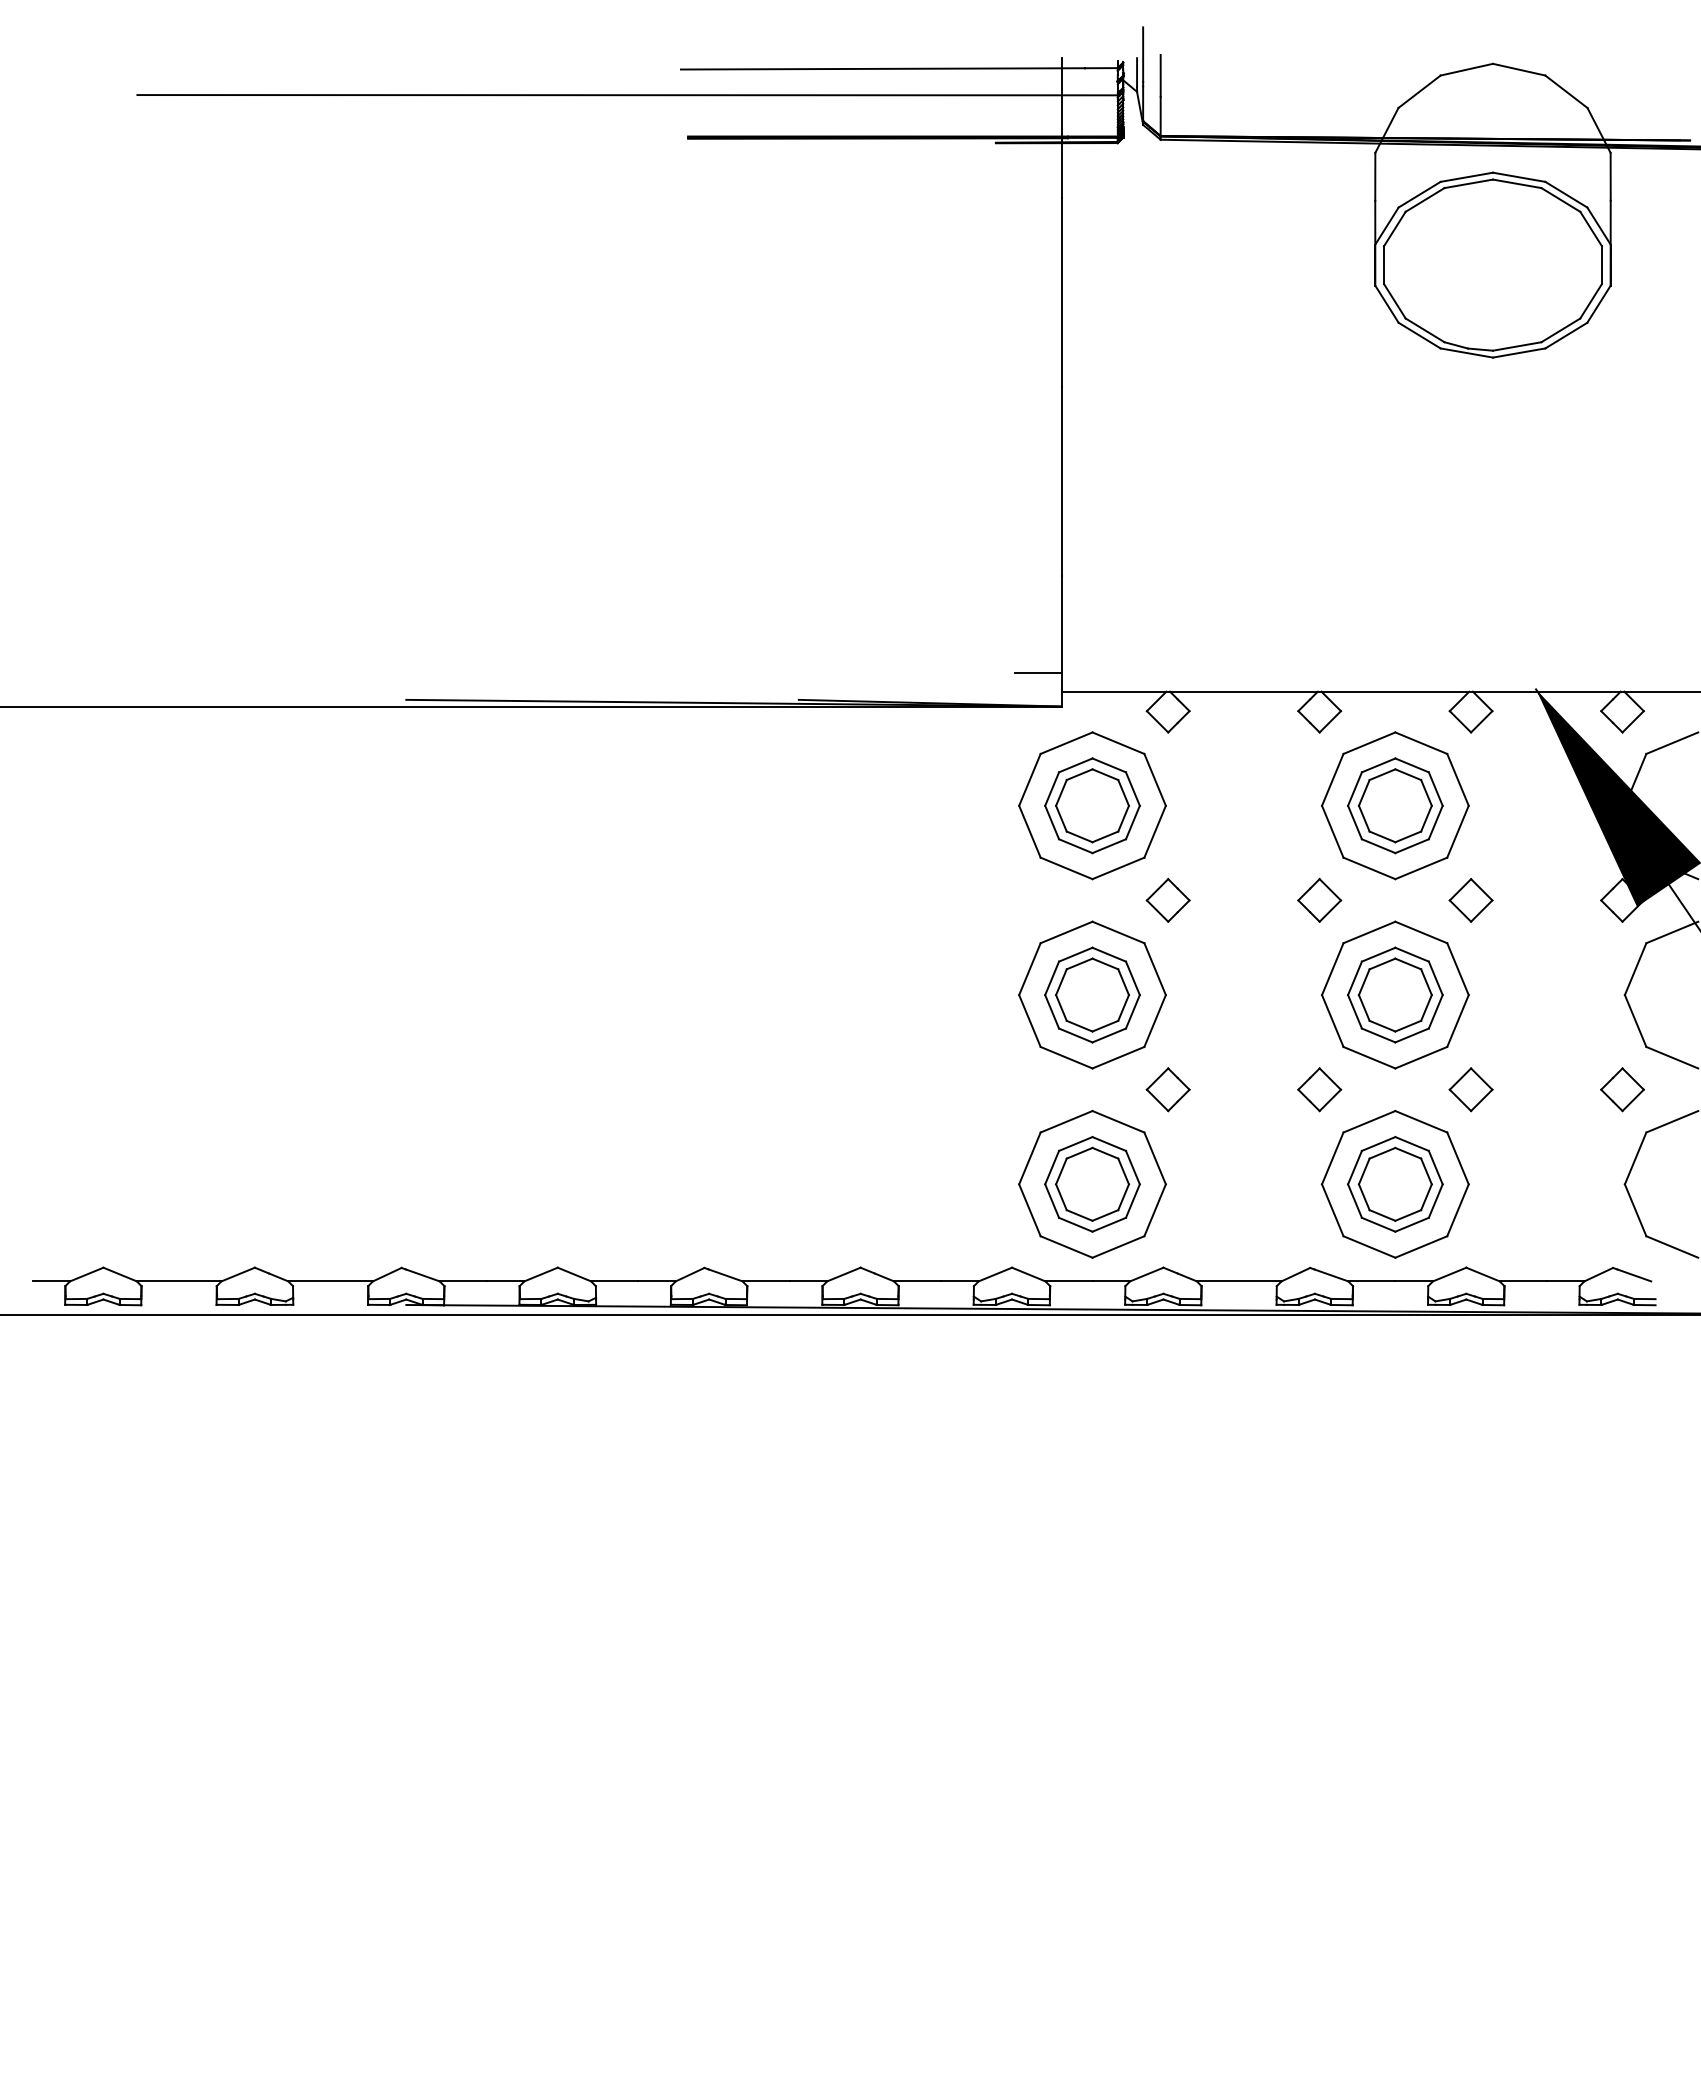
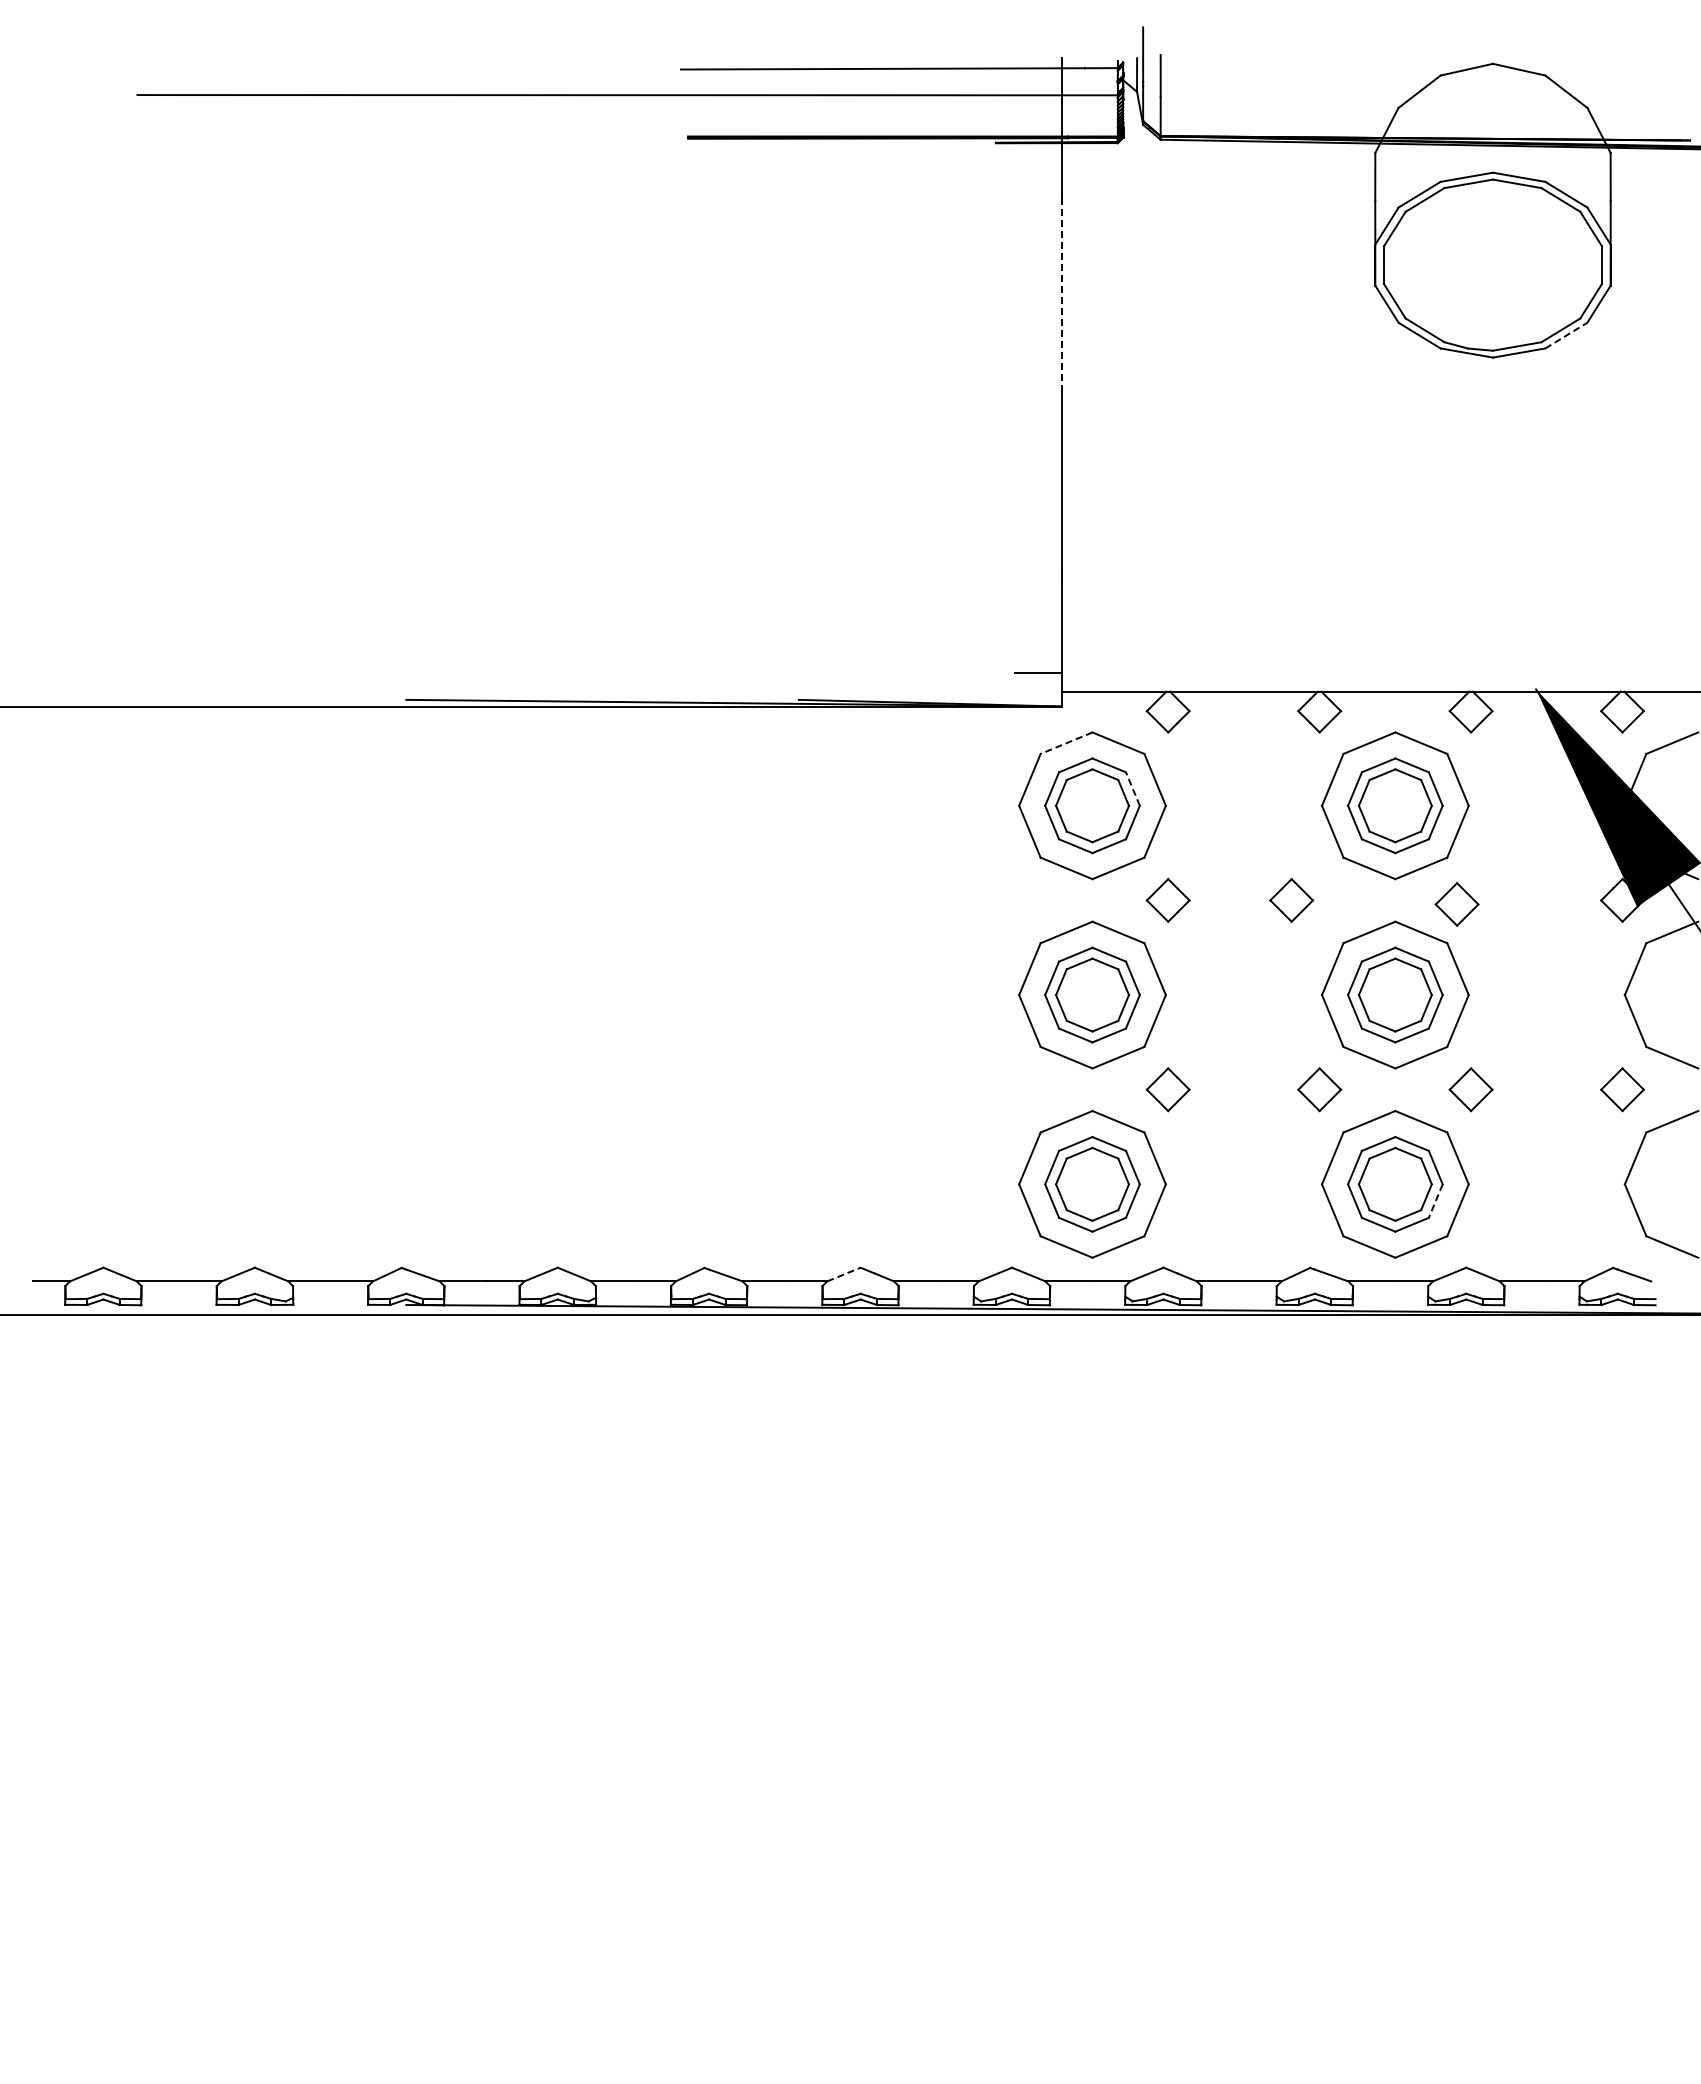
line: solid -> dashed (1061, 292)
line: solid -> dashed (1566, 335)
line: solid -> dashed (1066, 743)
line: solid -> dashed (1132, 788)
part position: (1319, 900) -> (1291, 900) (1291, 900)
part position: (1470, 900) -> (1456, 904) (1456, 904)
line: solid -> dashed (1435, 1201)
line: solid -> dashed (844, 1274)
